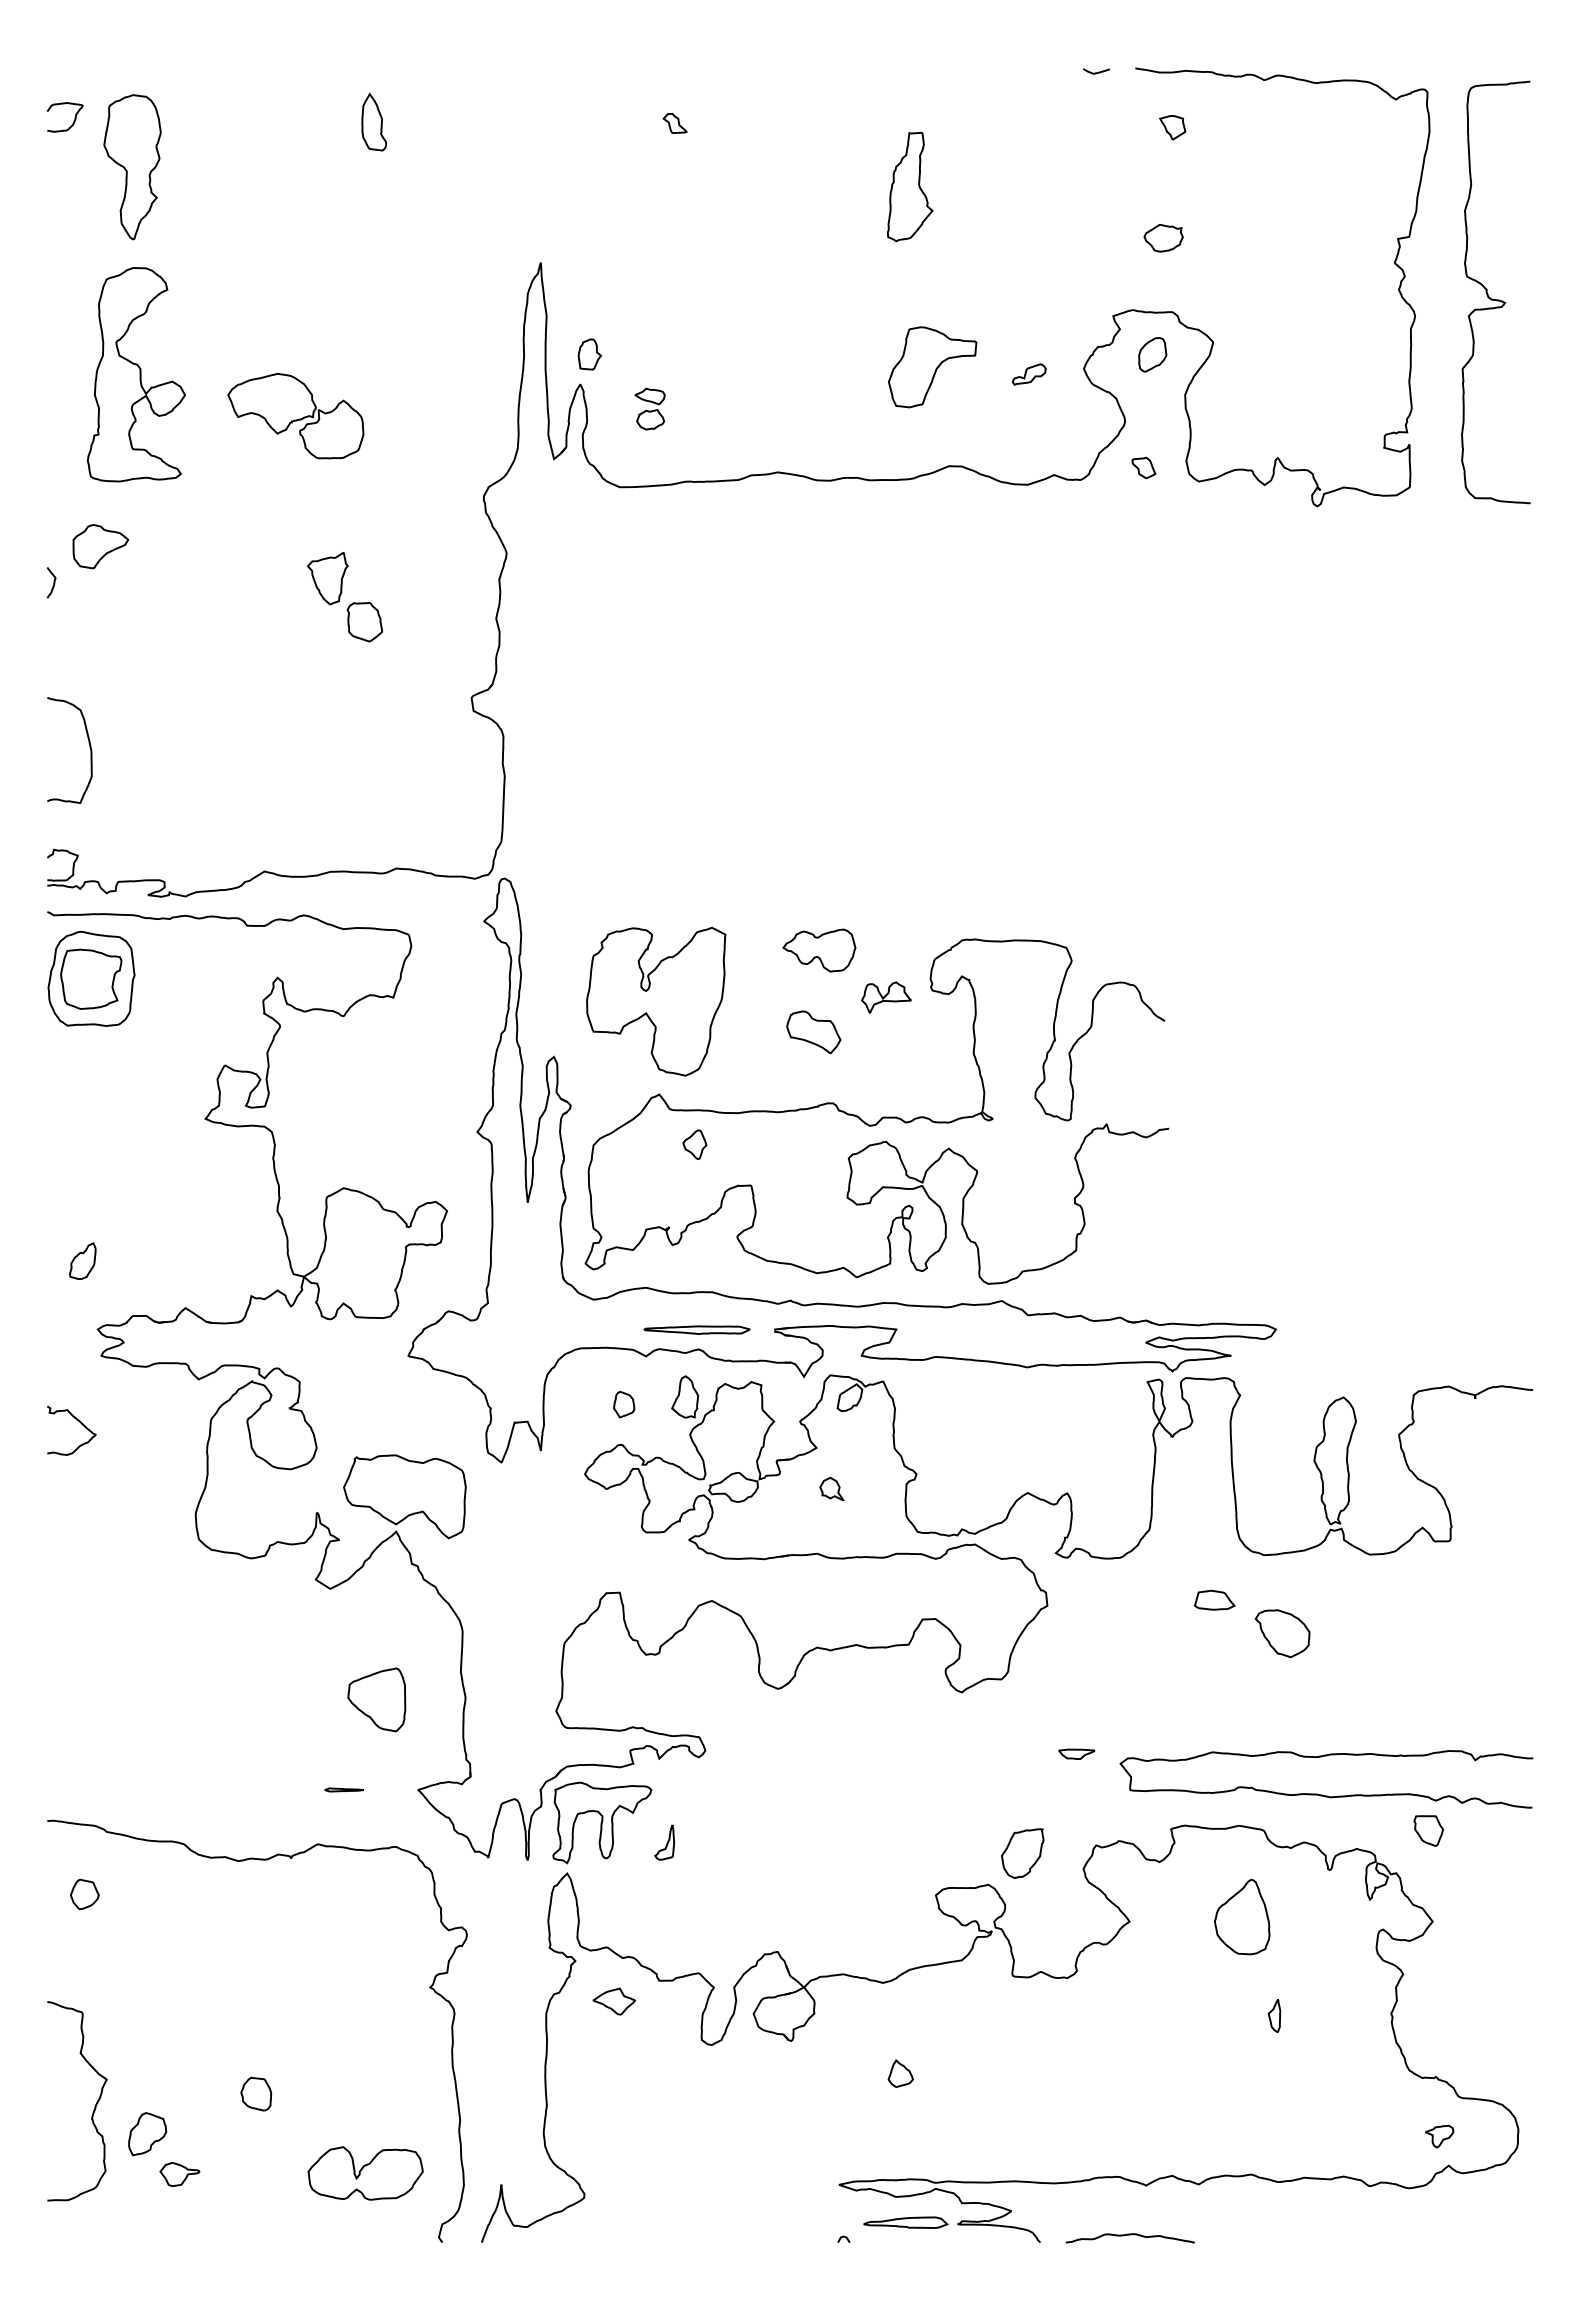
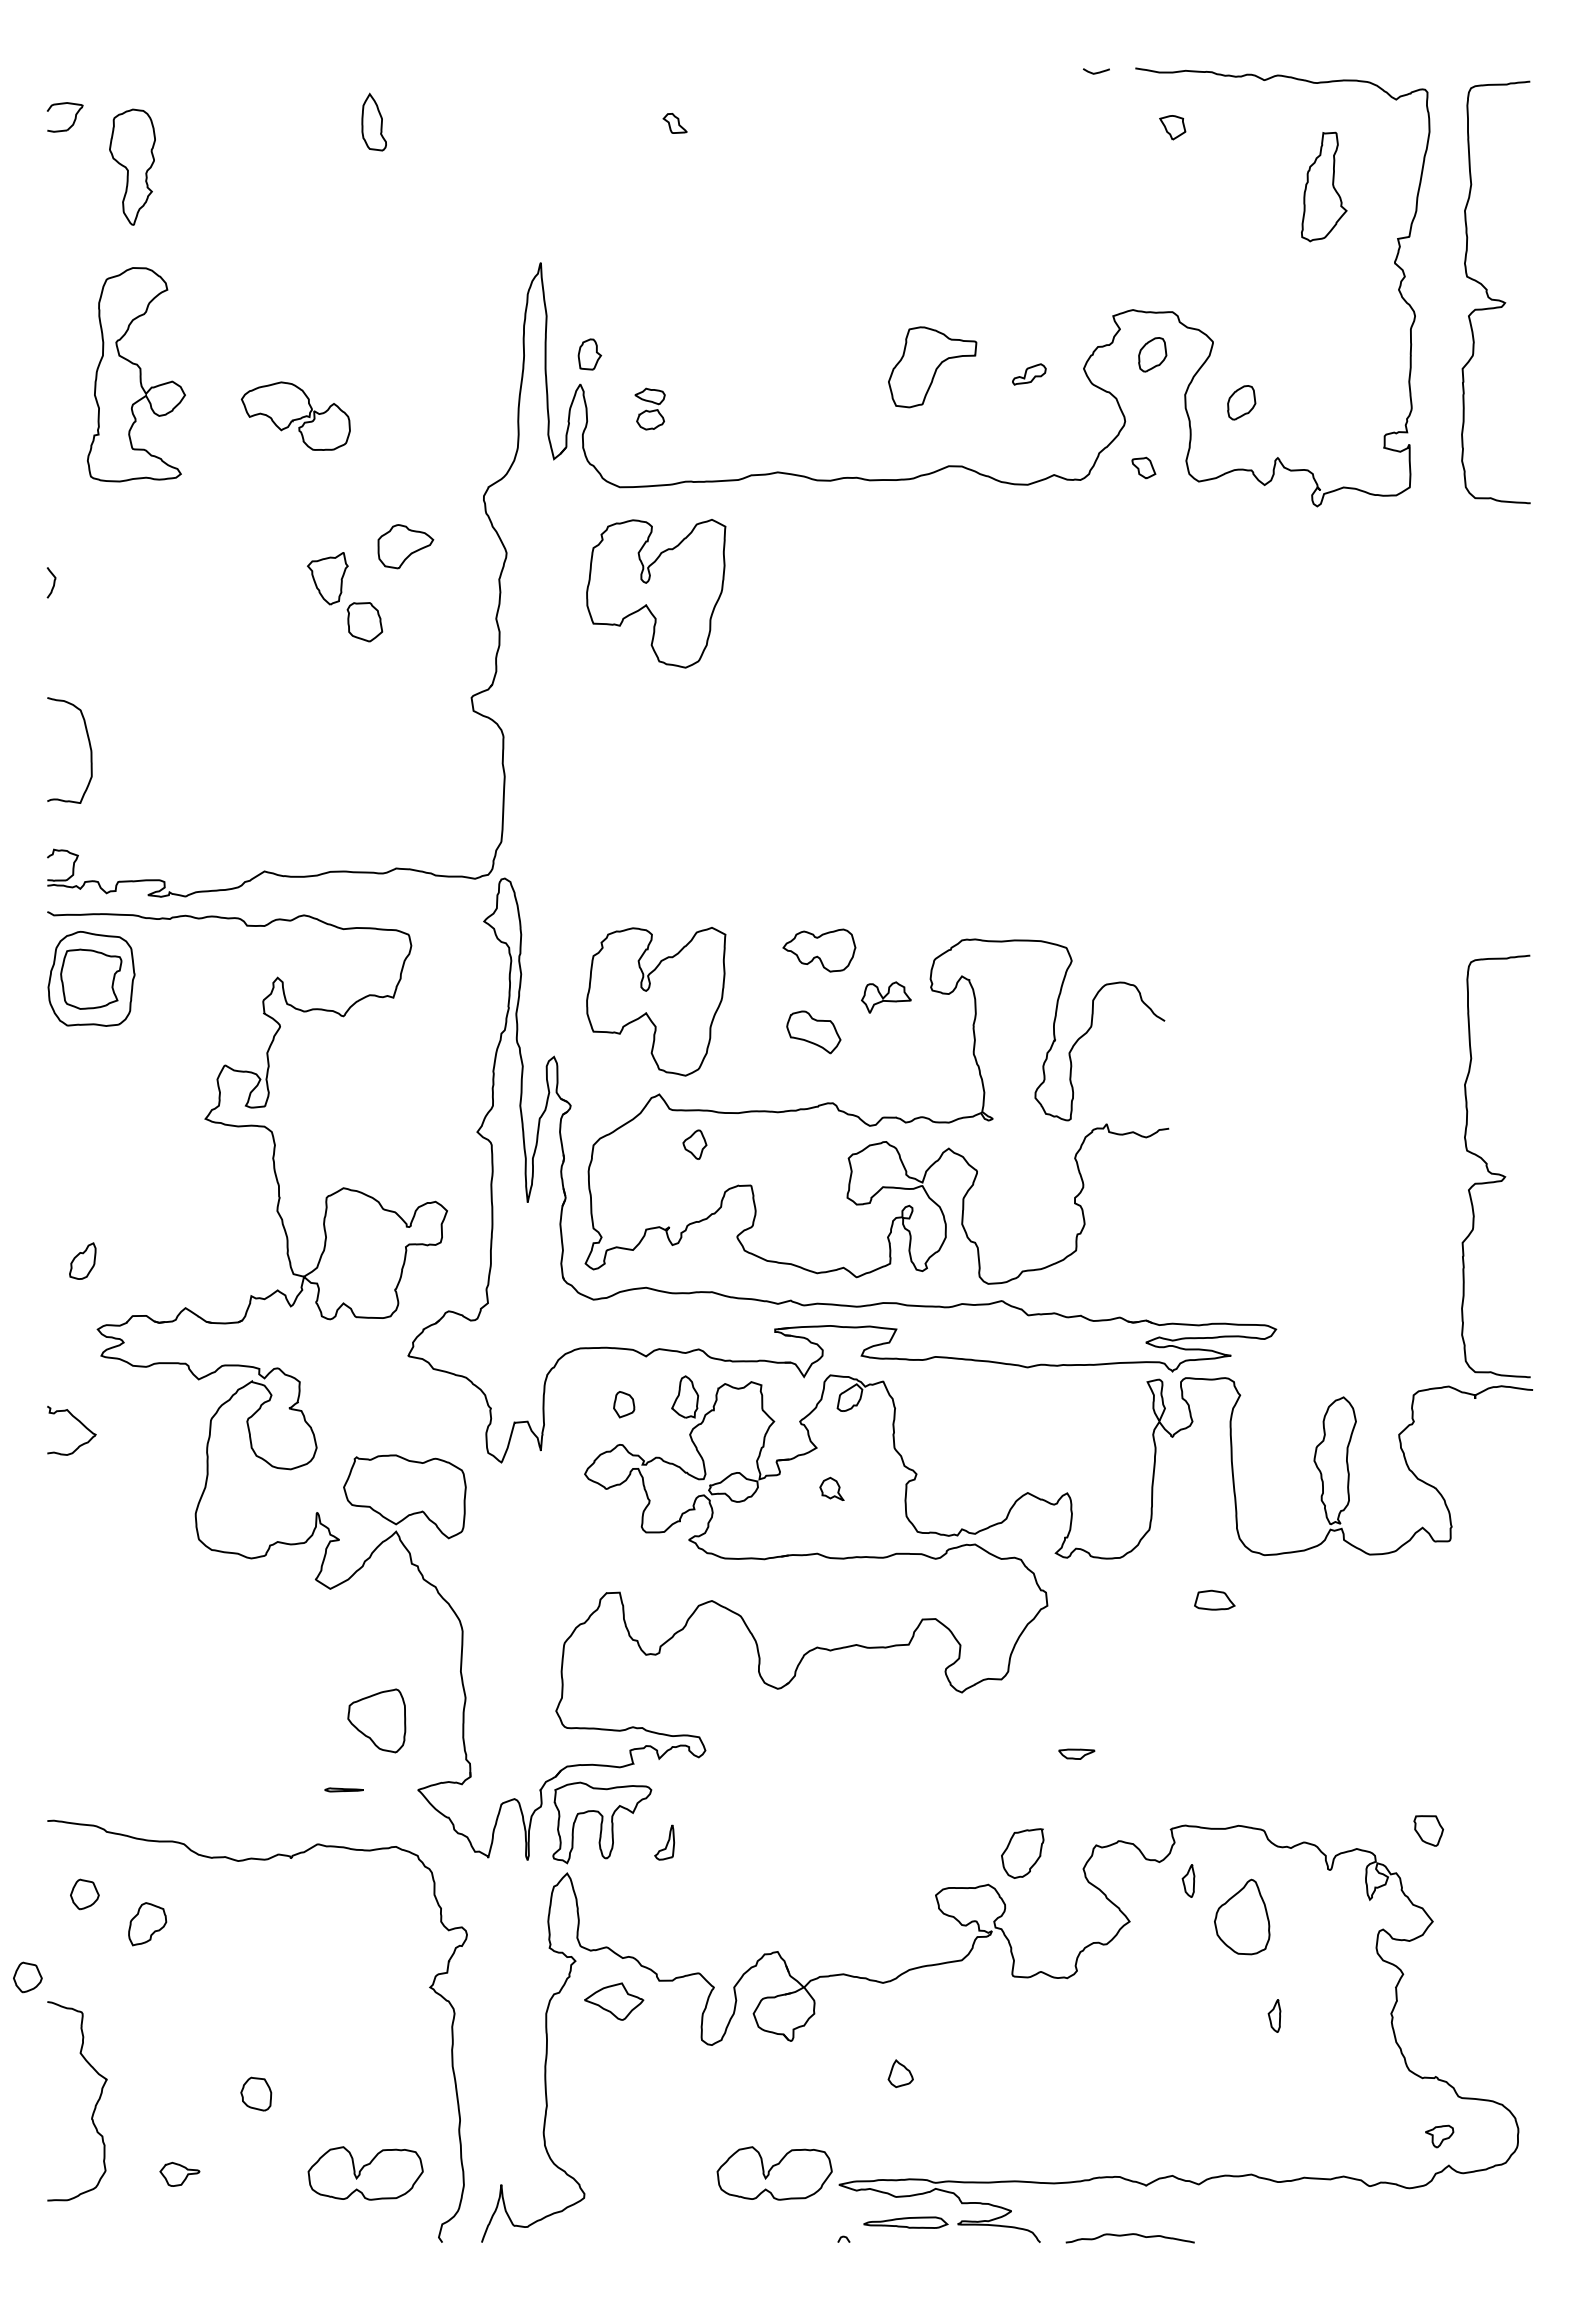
part size: 59x147 px -> 47x118 px (132, 166)
part position: (910, 186) -> (1324, 186) (1324, 186)
part: present -> none (1163, 238)
part: none -> present (1241, 402)
part size: 138x87 px -> 111x70 px (295, 415)
part position: (100, 546) -> (405, 546) (405, 546)
part: none -> present (656, 593)
curve: none -> present (1492, 1172)
part: present -> none (696, 1329)
part: present -> none (1282, 1633)
part position: (376, 1699) -> (376, 1720) (376, 1720)
curve: present -> none (1322, 1794)
part: none -> present (1188, 1880)
part: none -> present (27, 1977)
part size: 45x29 px -> 61x39 px (614, 2001)
part position: (147, 2134) -> (147, 1924) (147, 1924)
part: none -> present (774, 2173)
